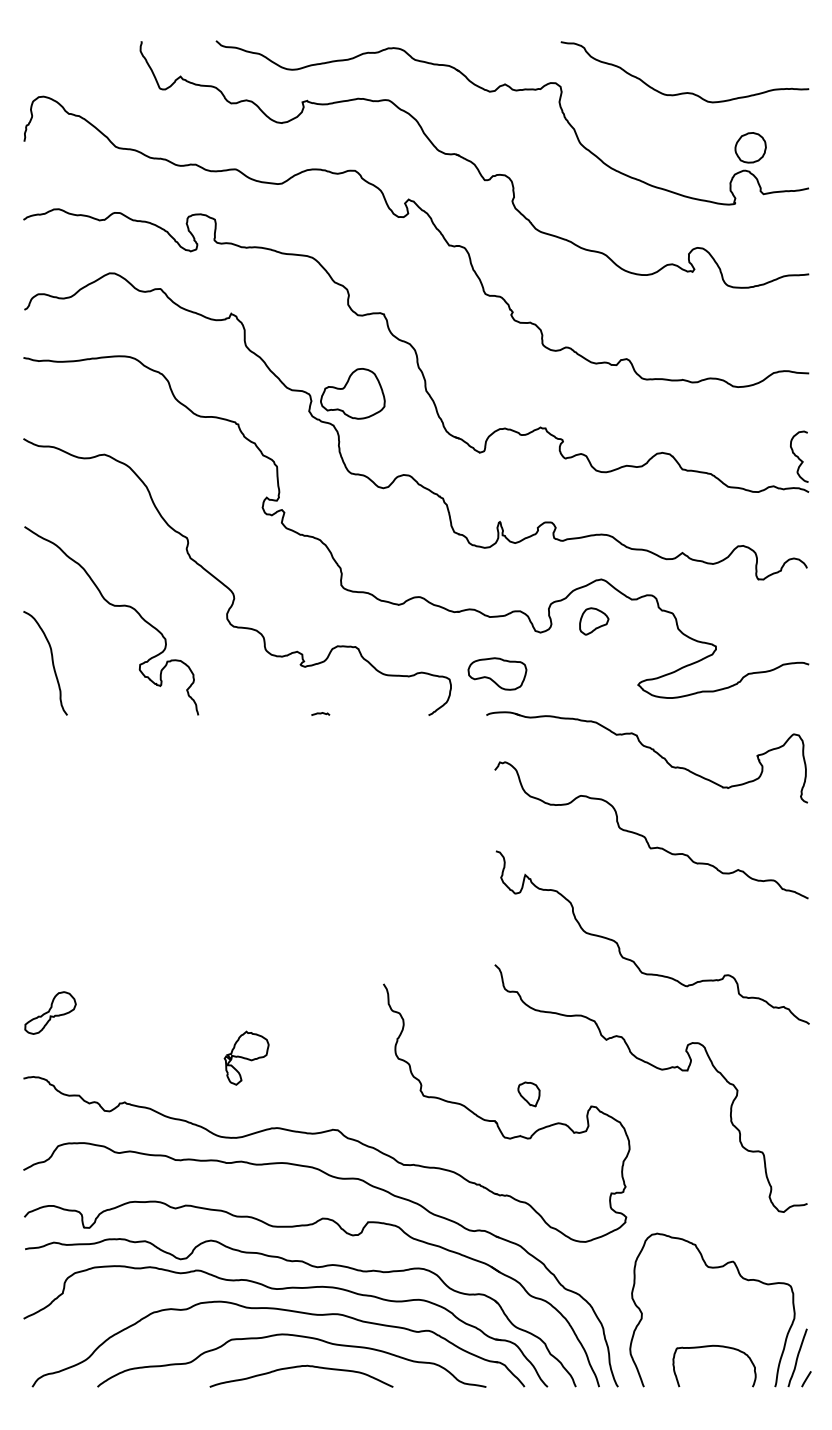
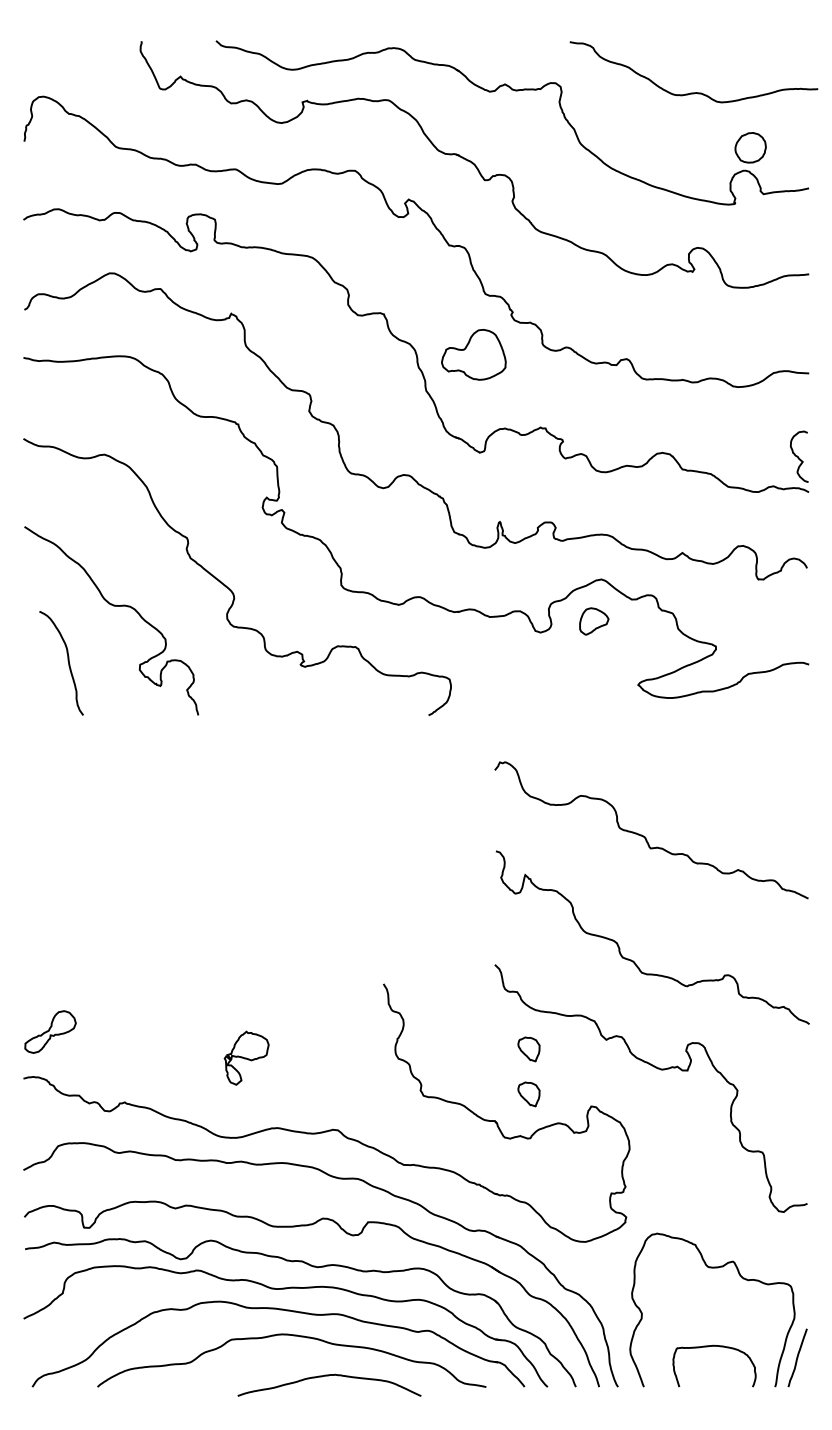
curve position: (684, 92) -> (693, 92) (693, 92)
part position: (352, 393) -> (473, 354) (473, 354)
curve position: (51, 660) -> (67, 660) (67, 660)
part: present -> none (497, 673)
line: present -> none (320, 713)
part: present -> none (650, 749)
part position: (50, 1012) -> (50, 1031) (50, 1031)
part: none -> present (528, 1049)
curve position: (301, 1367) -> (329, 1376) (329, 1376)
line: present -> none (806, 1379)
